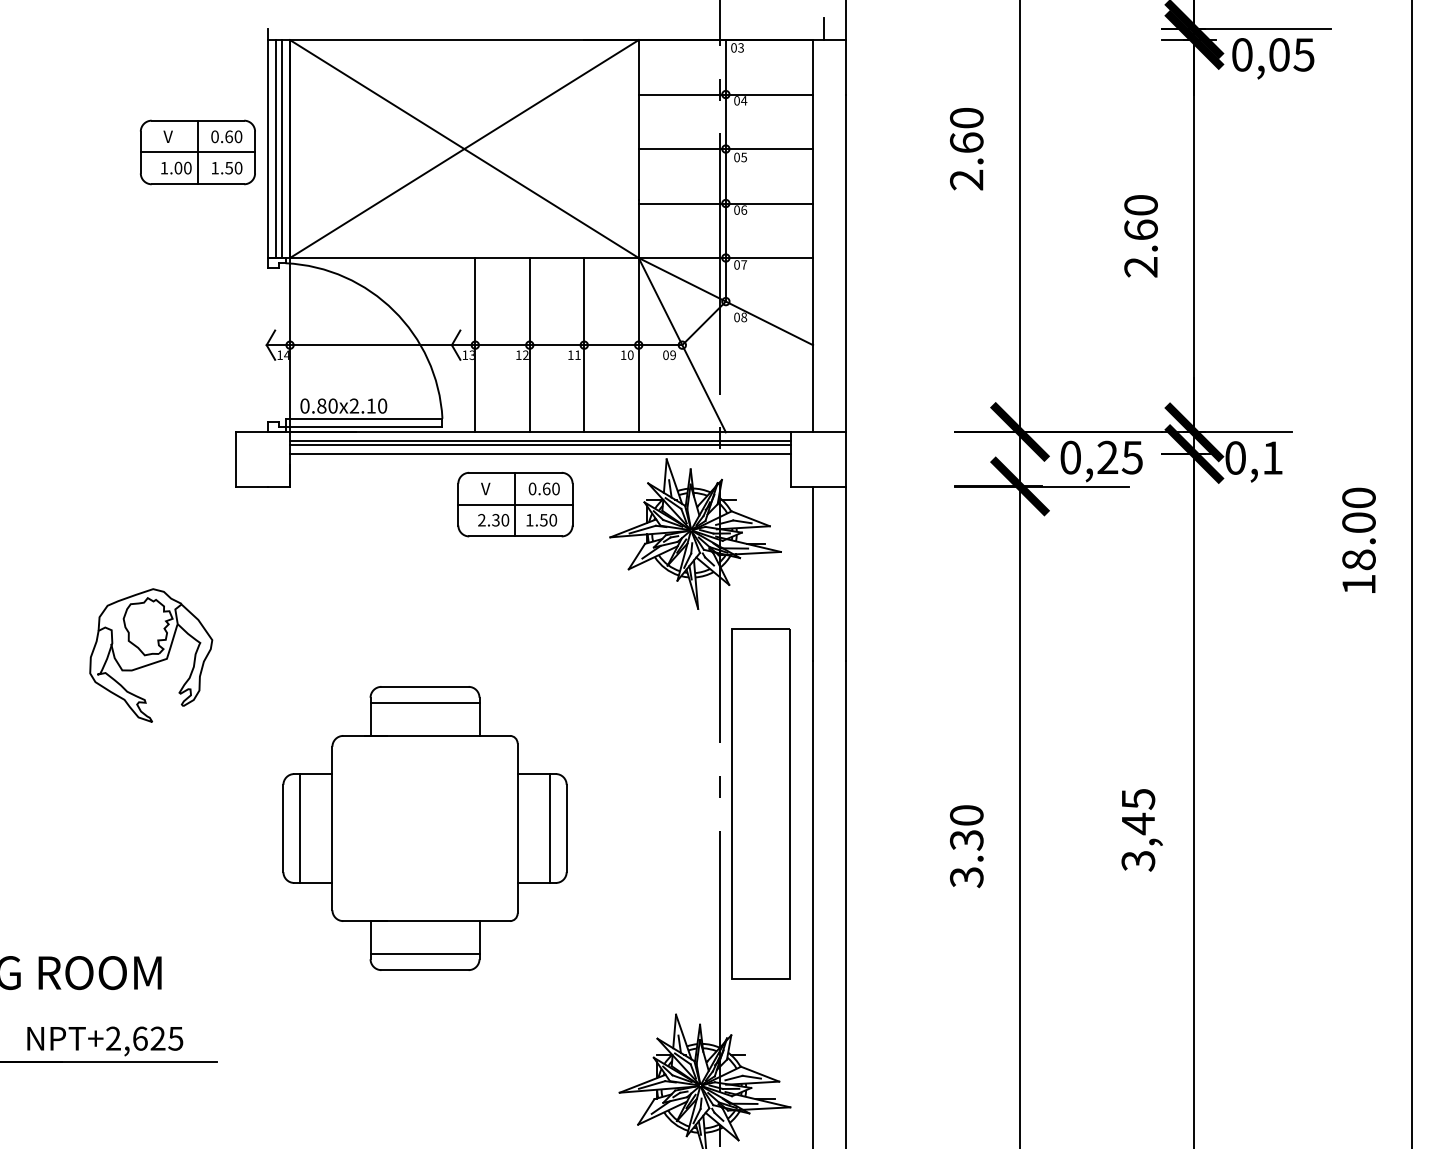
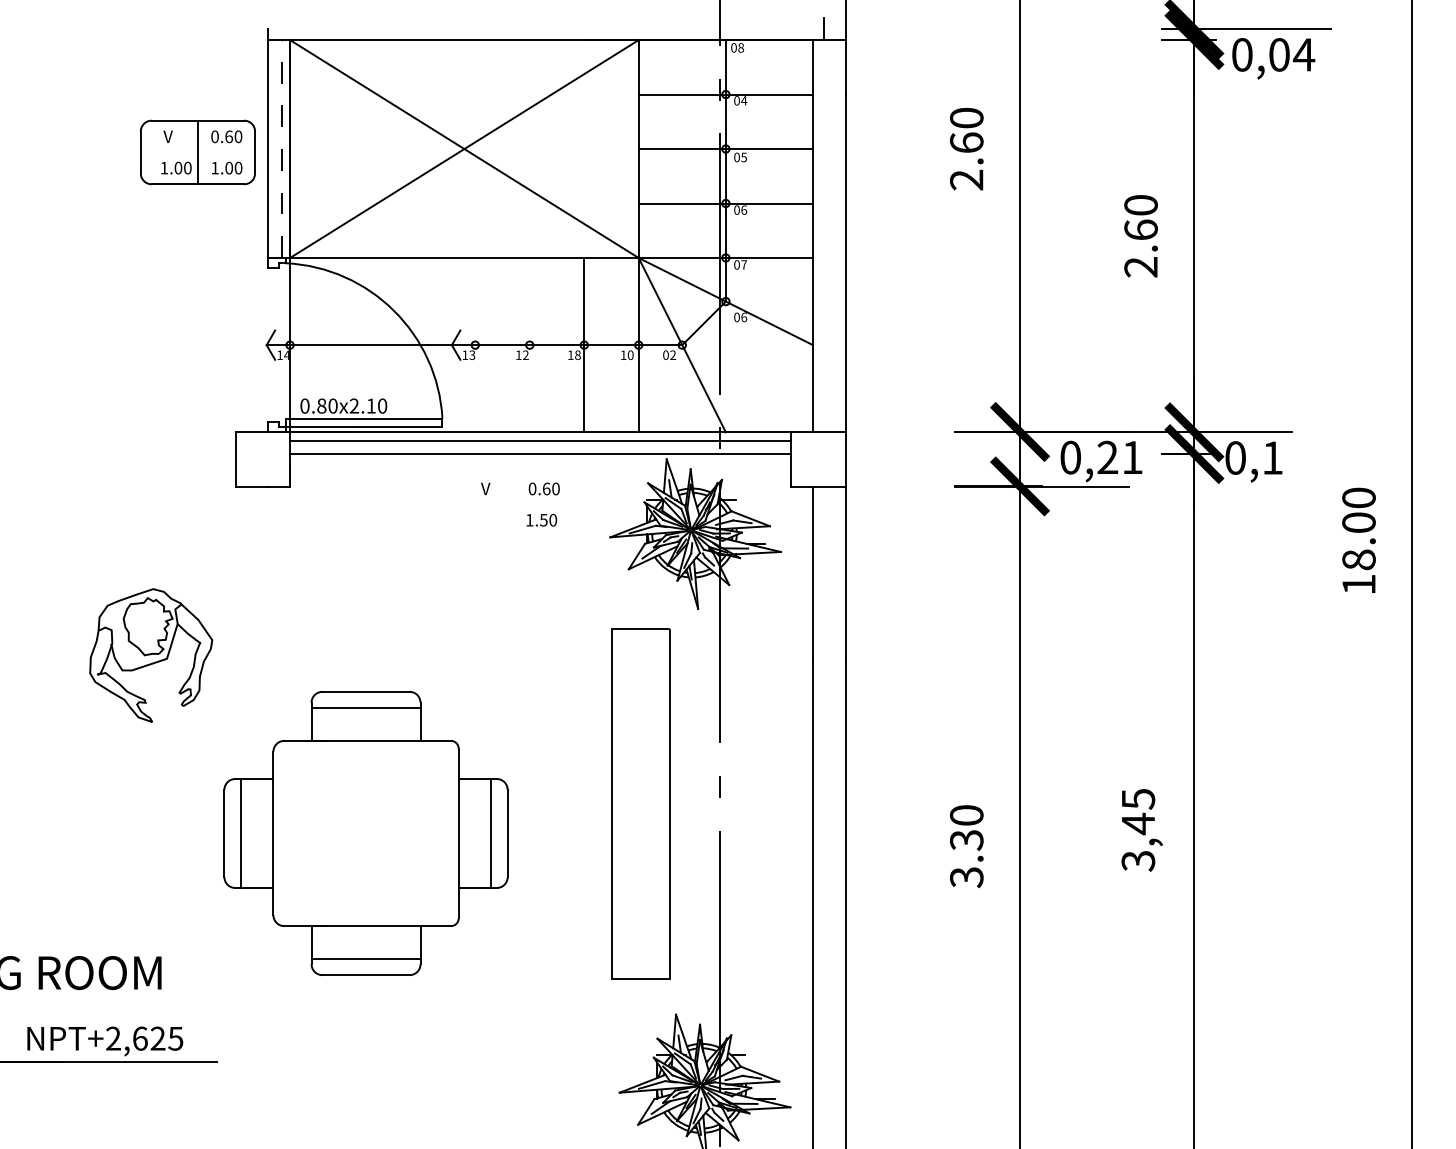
text: 03 -> 08 (741, 47)
text: 0,05 -> 0,04 (1303, 54)
line: present -> none (275, 149)
line: solid -> dashed (282, 149)
line: present -> none (197, 152)
text: 1.50 -> 1.00 (229, 167)
text: 08 -> 06 (744, 317)
line: present -> none (475, 345)
line: present -> none (529, 345)
text: 11 -> 18 (577, 354)
text: 09 -> 02 (673, 355)
line: present -> none (540, 445)
text: 0,25 -> 0,21 (1131, 457)
part: present -> none (515, 504)
part position: (760, 803) -> (640, 803) (640, 803)
part position: (424, 828) -> (365, 833) (365, 833)
